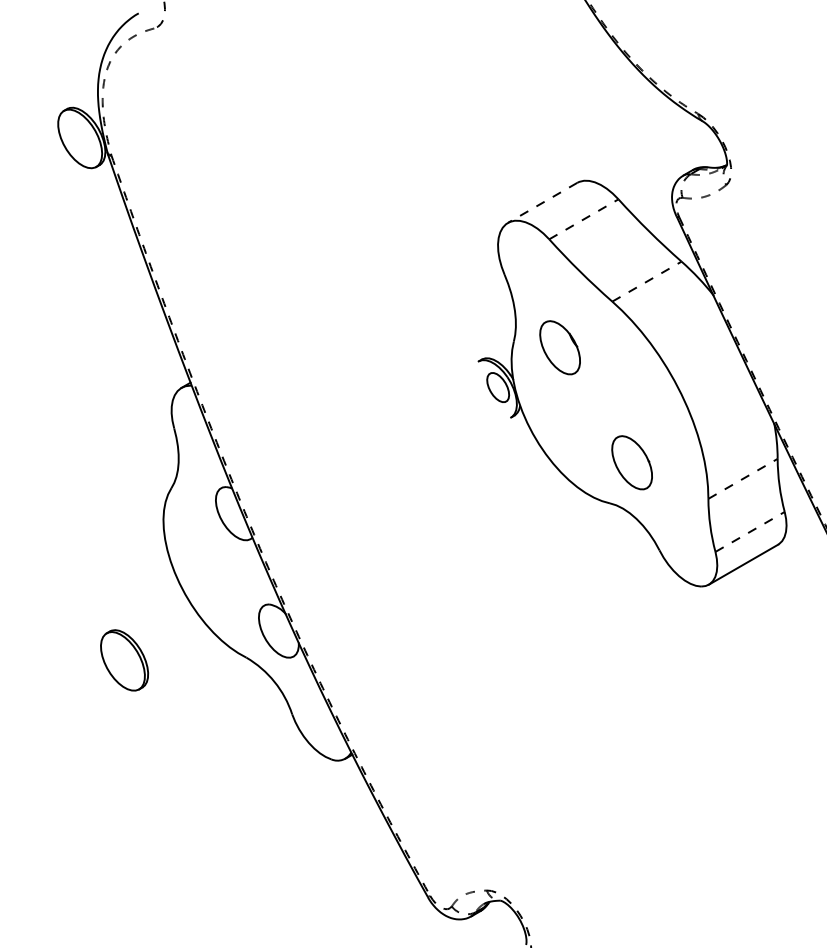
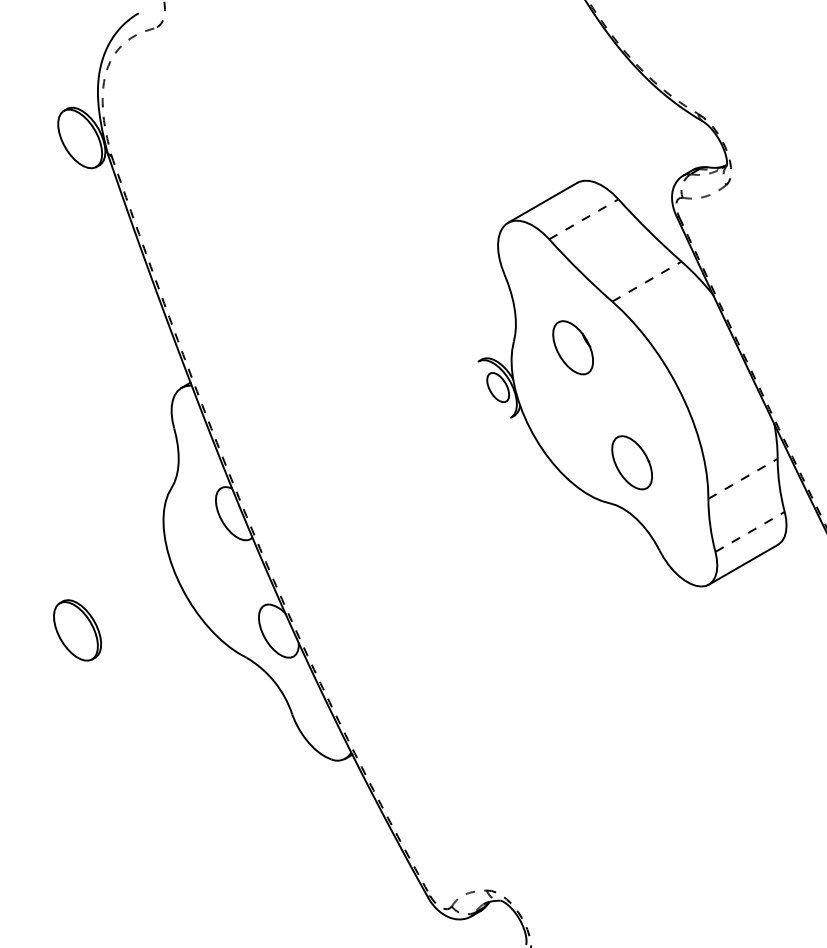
line: dashed -> solid (542, 202)
part position: (559, 347) -> (572, 347) (572, 347)
part position: (124, 660) -> (77, 630) (77, 630)
